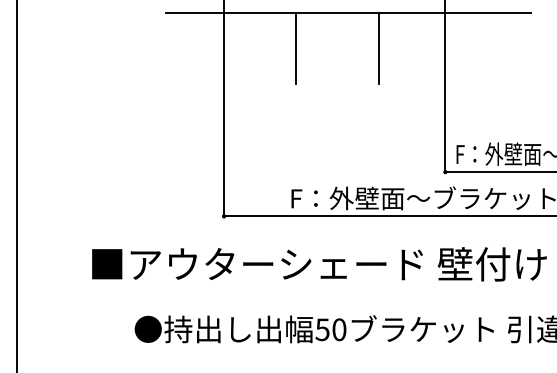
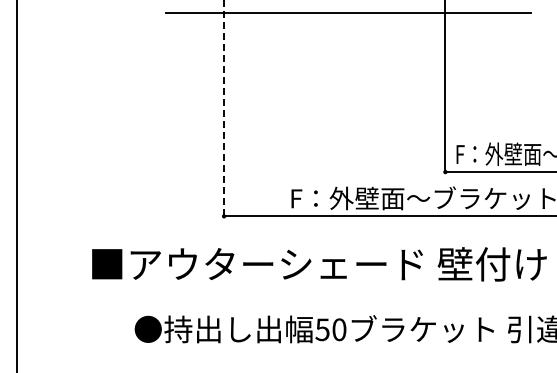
line: present -> none (295, 47)
line: present -> none (378, 47)
line: solid -> dashed (224, 109)
